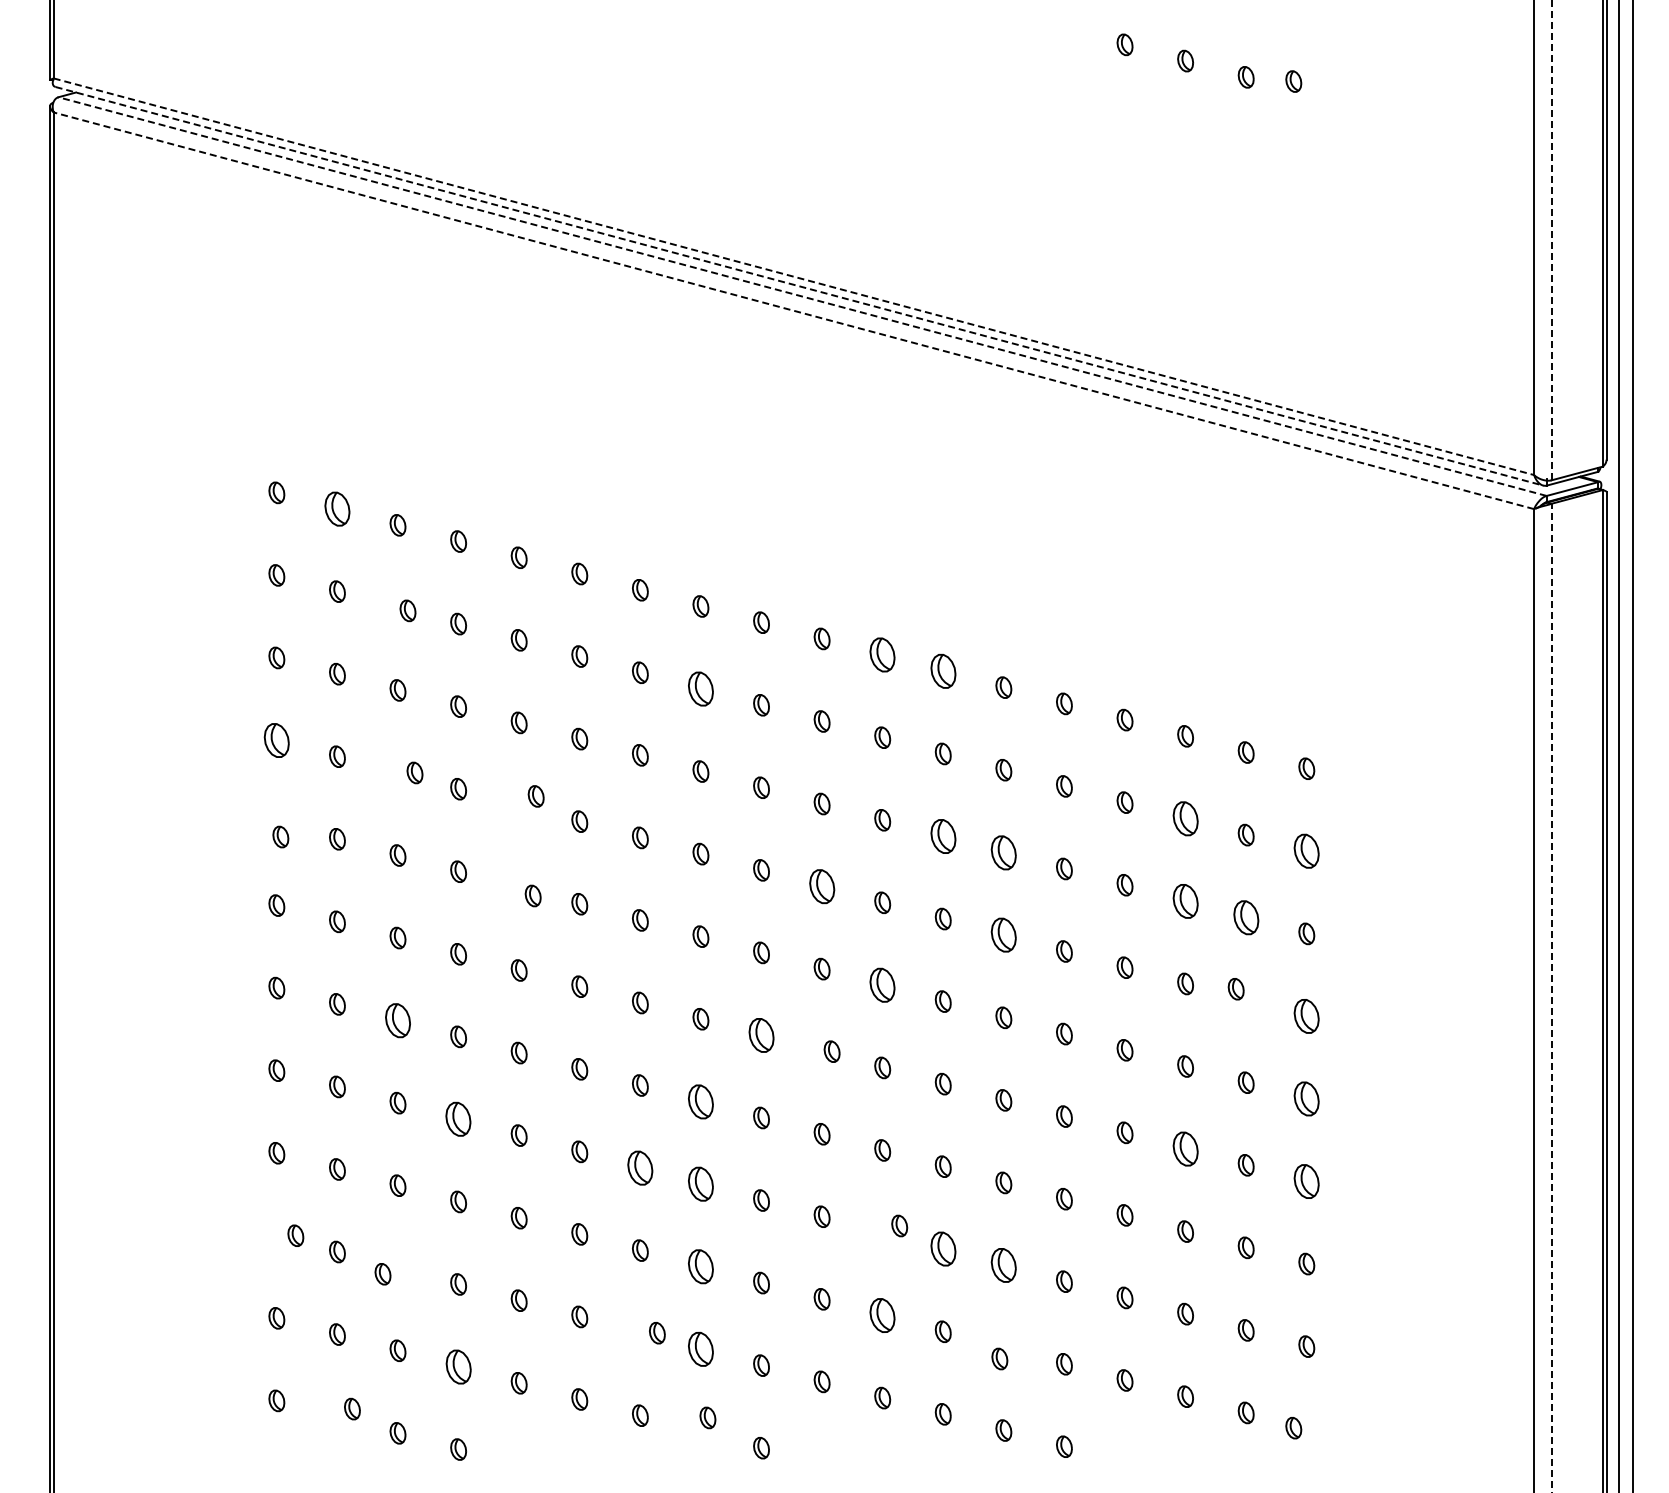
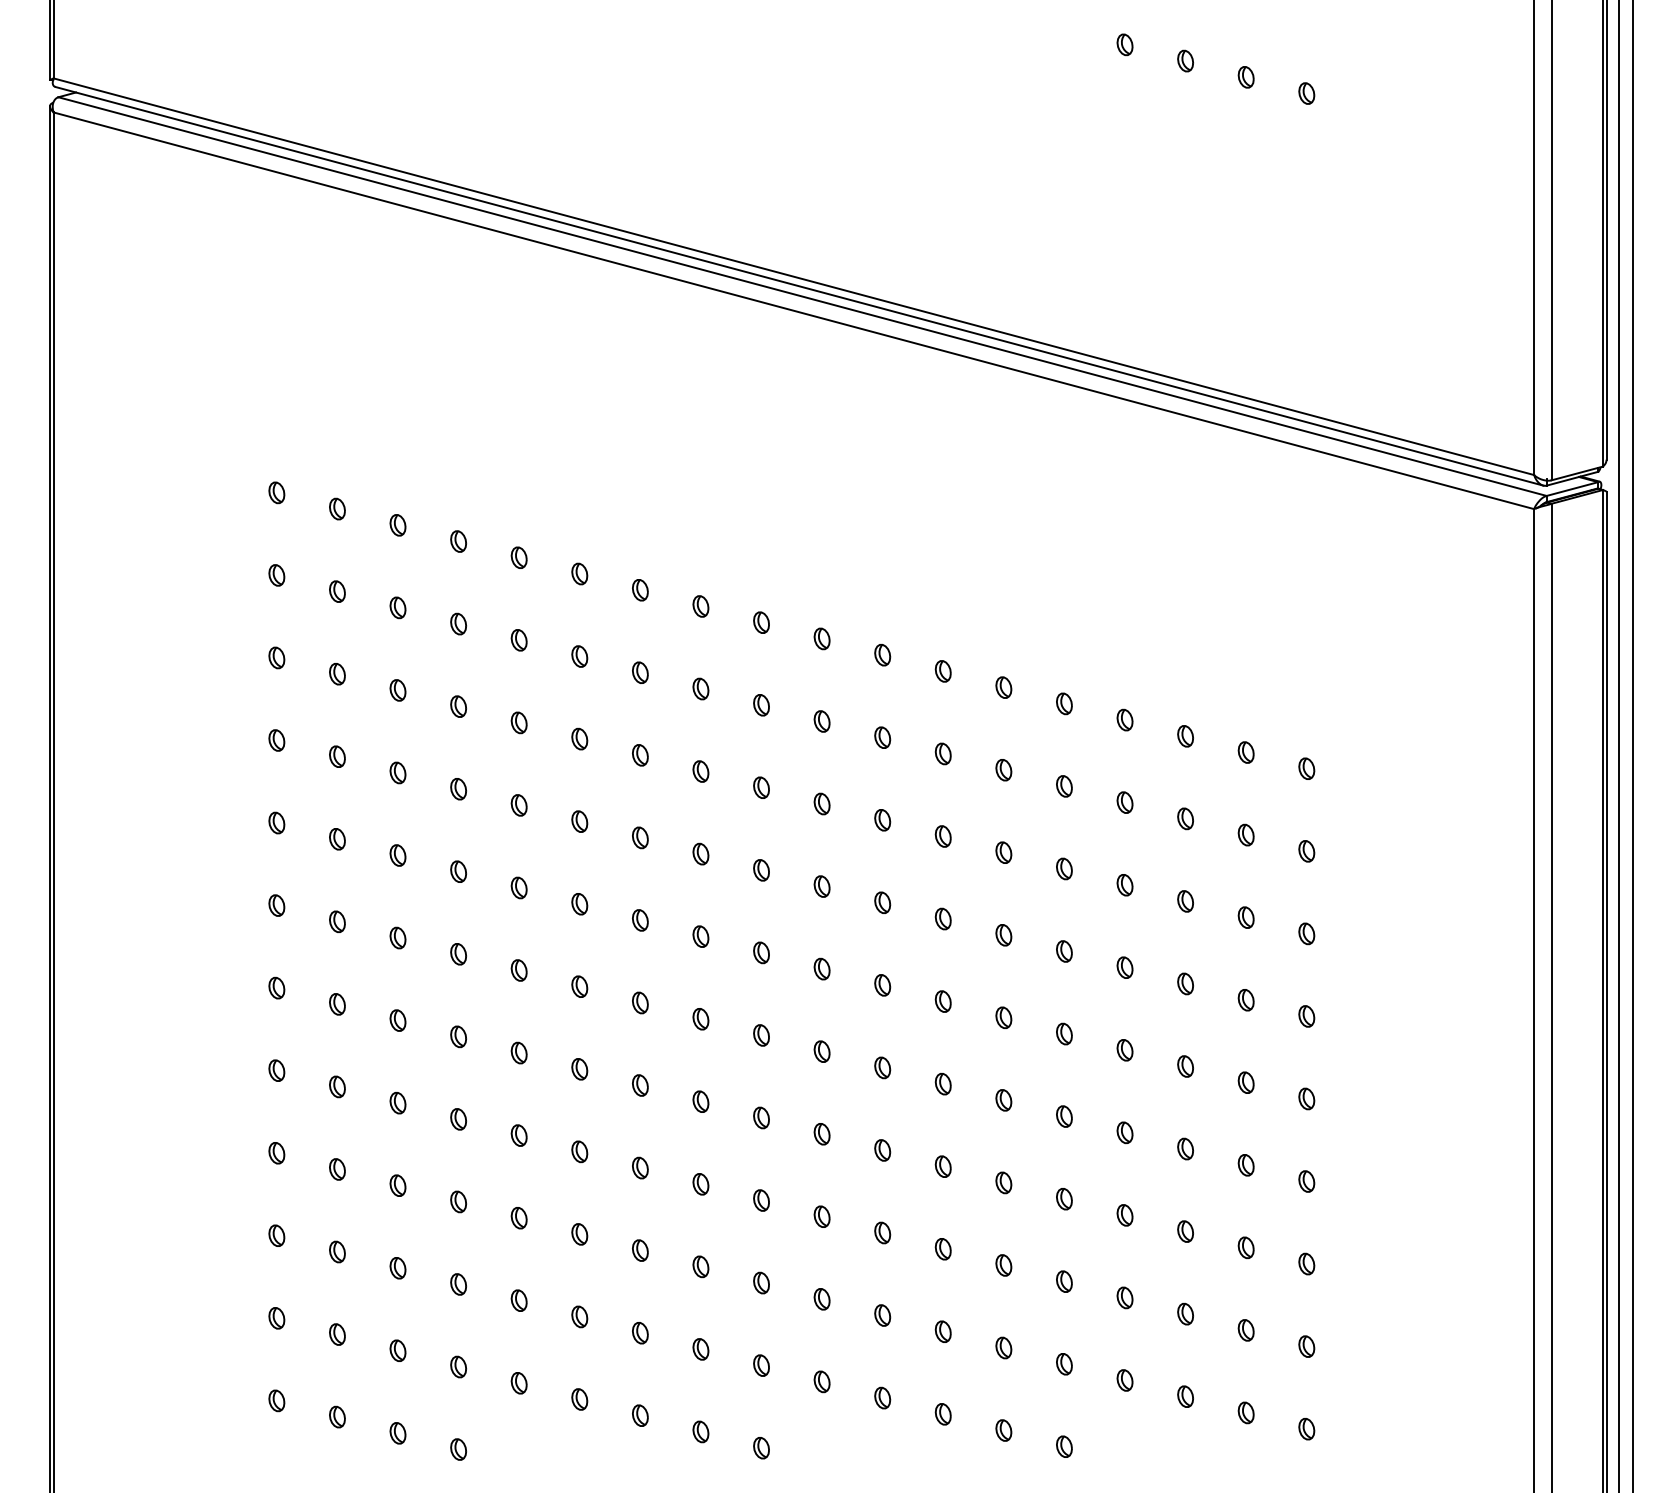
part position: (1293, 81) -> (1306, 93) (1306, 93)
line: dashed -> solid (1551, 240)
line: dashed -> solid (794, 276)
line: dashed -> solid (800, 286)
line: dashed -> solid (802, 296)
line: dashed -> solid (793, 310)
part size: 27x36 px -> 17x24 px (337, 508)
part position: (407, 610) -> (397, 607) (397, 607)
part size: 27x36 px -> 18x23 px (882, 655)
part size: 27x36 px -> 18x23 px (942, 671)
part size: 26x36 px -> 18x24 px (700, 688)
part size: 27x35 px -> 18x23 px (276, 740)
part position: (414, 772) -> (397, 772) (397, 772)
part position: (535, 796) -> (518, 805) (518, 805)
part size: 27x36 px -> 17x24 px (1185, 818)
part position: (280, 836) -> (276, 822) (276, 822)
part size: 27x35 px -> 18x23 px (942, 836)
part size: 27x36 px -> 18x23 px (1306, 851)
part size: 27x36 px -> 18x23 px (1003, 852)
part size: 27x36 px -> 18x23 px (821, 886)
part position: (532, 895) -> (518, 887) (518, 887)
part size: 27x35 px -> 17x23 px (1185, 901)
part size: 27x36 px -> 18x23 px (1245, 917)
part size: 27x36 px -> 18x23 px (1003, 935)
part size: 27x36 px -> 18x23 px (882, 985)
part position: (1235, 989) -> (1245, 1000) (1245, 1000)
line: dashed -> solid (1551, 997)
part size: 27x35 px -> 18x23 px (1306, 1016)
part size: 26x36 px -> 18x23 px (397, 1020)
part size: 27x35 px -> 17x23 px (761, 1035)
part position: (831, 1051) -> (821, 1051) (821, 1051)
part size: 27x36 px -> 18x24 px (1306, 1098)
part size: 26x36 px -> 18x23 px (700, 1101)
part size: 27x36 px -> 18x23 px (458, 1119)
part size: 27x36 px -> 17x24 px (1185, 1148)
part size: 27x36 px -> 17x24 px (640, 1167)
part size: 27x35 px -> 18x23 px (1306, 1181)
part size: 26x36 px -> 18x23 px (700, 1184)
part position: (899, 1225) -> (882, 1232) (882, 1232)
part position: (295, 1235) -> (276, 1235) (276, 1235)
part size: 27x36 px -> 18x23 px (942, 1249)
part size: 27x35 px -> 18x23 px (1003, 1265)
part size: 26x36 px -> 18x24 px (700, 1266)
part position: (382, 1274) -> (397, 1268) (397, 1268)
part size: 27x35 px -> 18x23 px (882, 1315)
part position: (657, 1333) -> (640, 1333) (640, 1333)
part size: 26x36 px -> 18x23 px (700, 1349)
part position: (999, 1358) -> (1003, 1347) (1003, 1347)
part size: 27x36 px -> 17x24 px (458, 1366)
part position: (352, 1408) -> (337, 1416) (337, 1416)
part position: (707, 1417) -> (700, 1431) (700, 1431)
part position: (1293, 1428) -> (1306, 1429) (1306, 1429)
